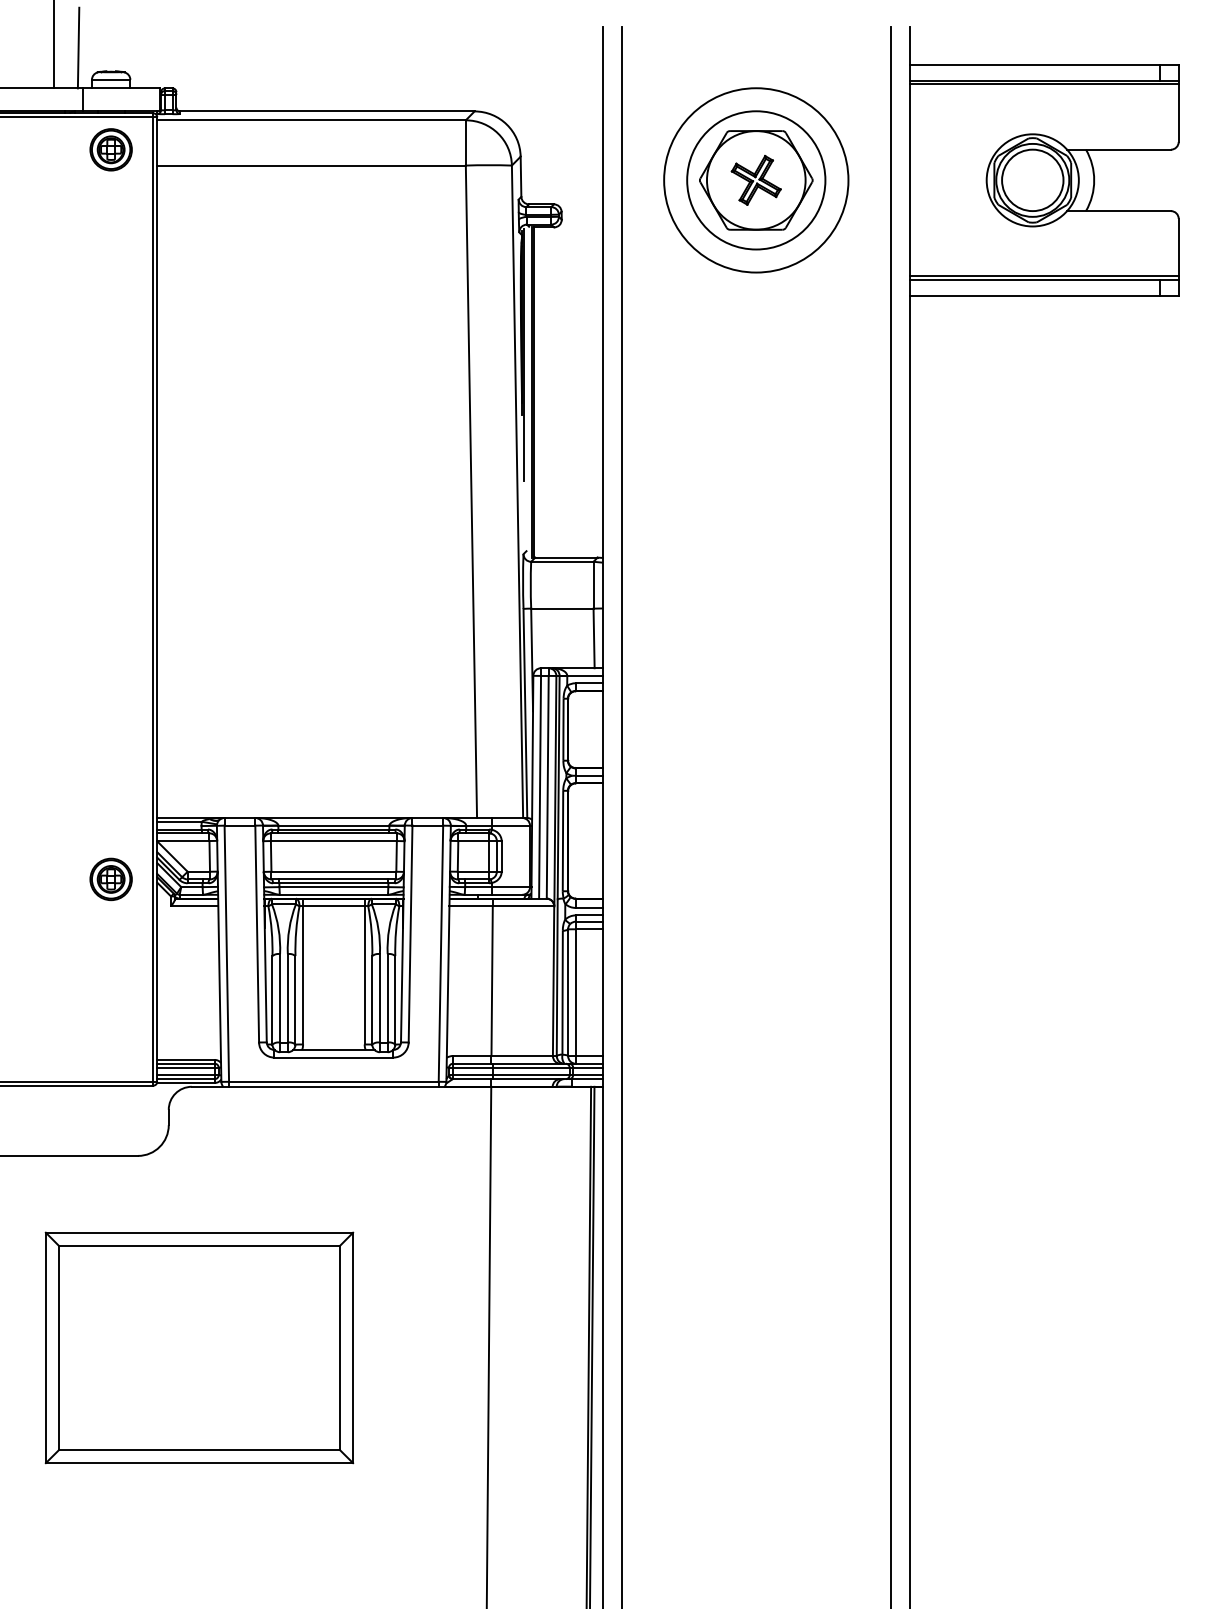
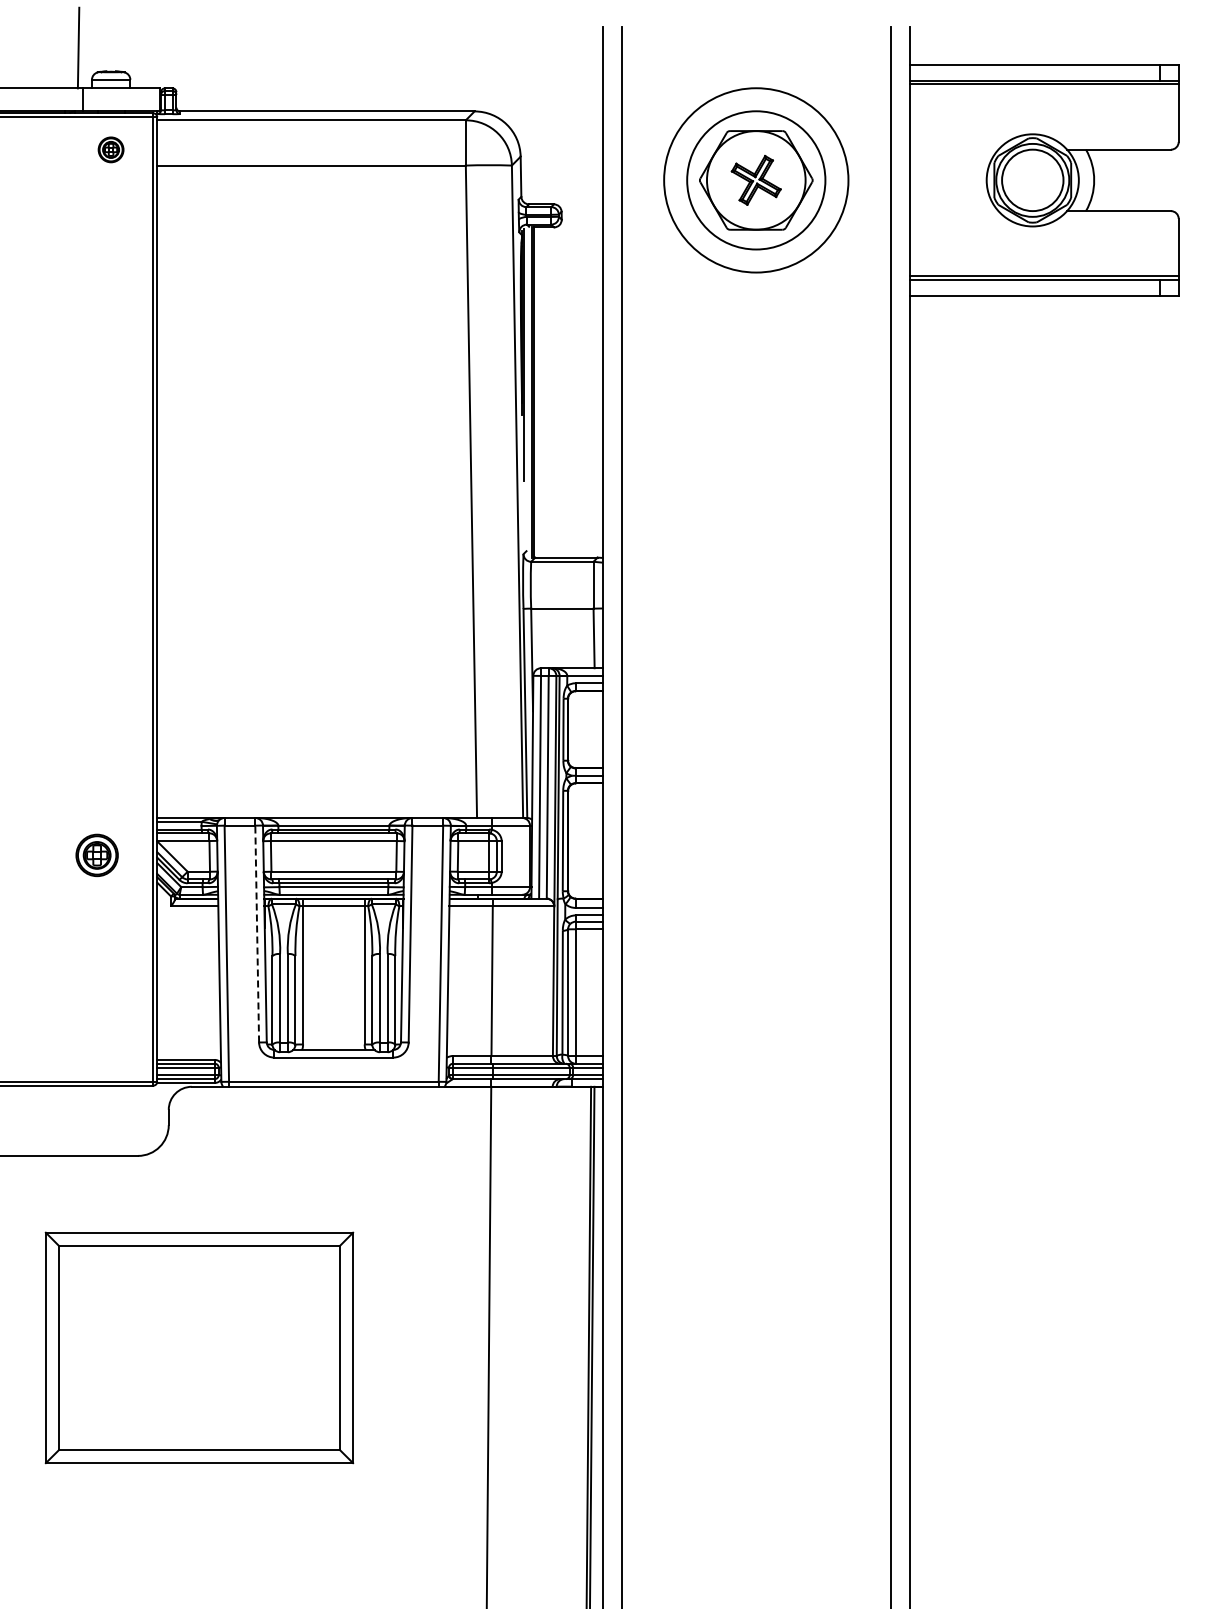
line: present -> none (53, 45)
part size: 44x44 px -> 28x28 px (110, 149)
part position: (110, 879) -> (96, 855) (96, 855)
line: solid -> dashed (257, 933)
